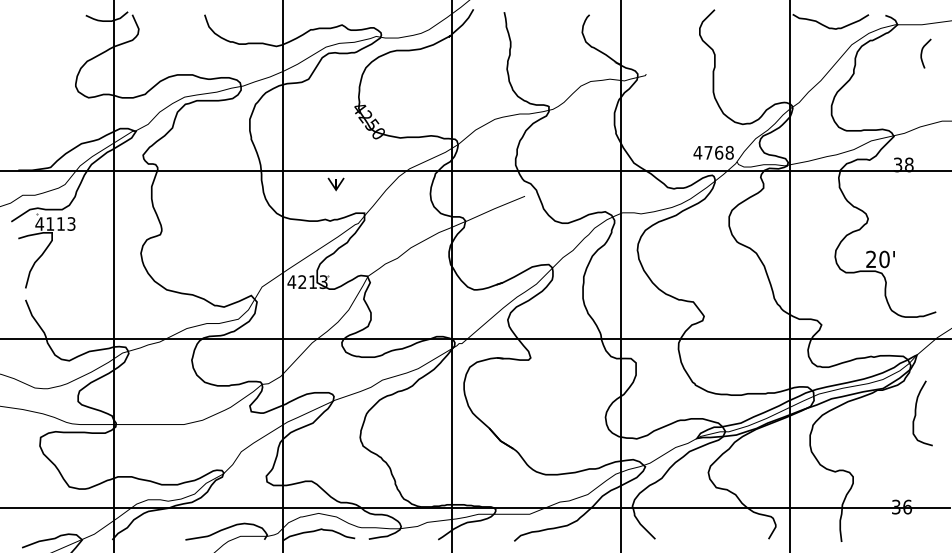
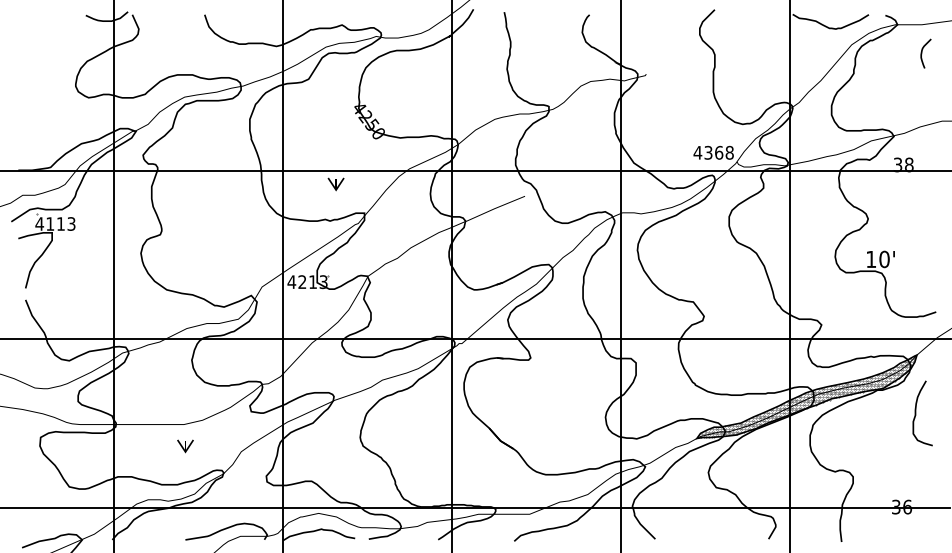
text: 4768 -> 4368 (708, 152)
text: 20' -> 10' (870, 258)
hatch: none -> present (806, 396)
part: none -> present (185, 446)
